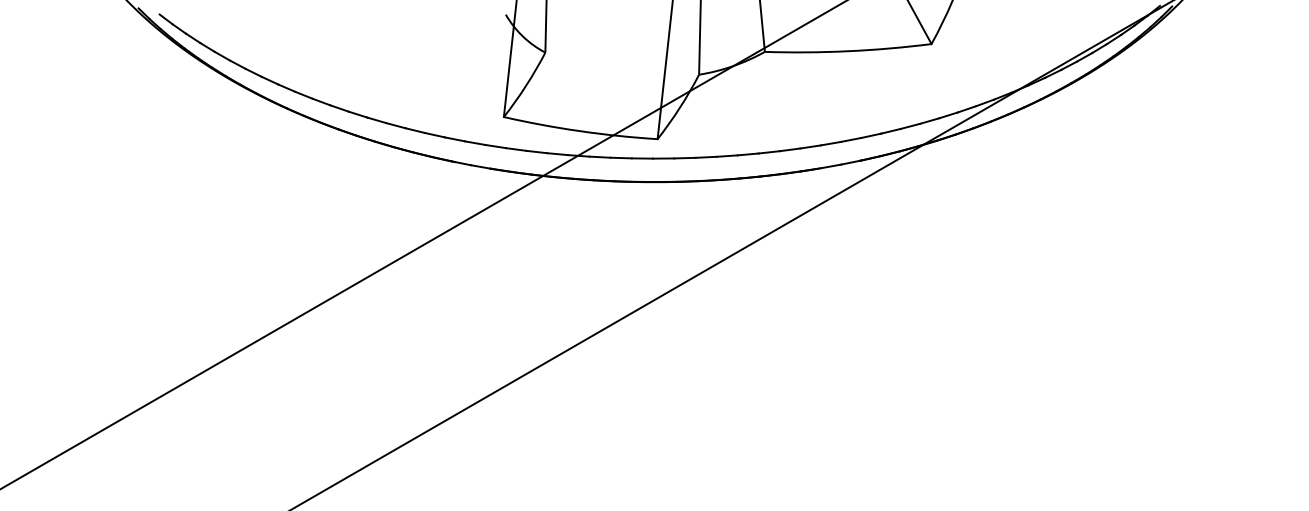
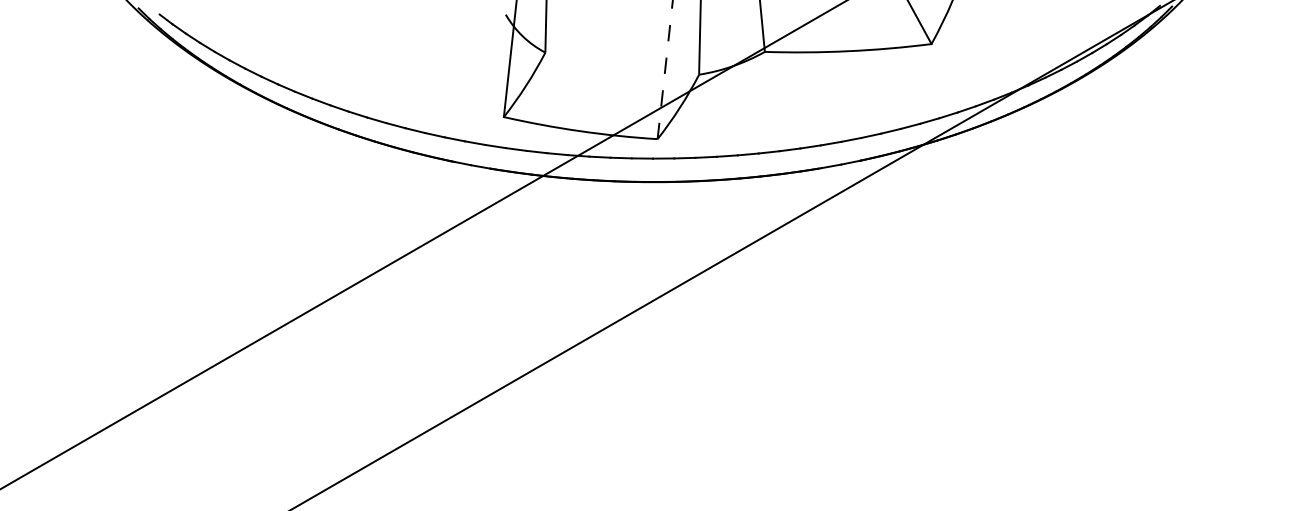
line: solid -> dashed (665, 69)
